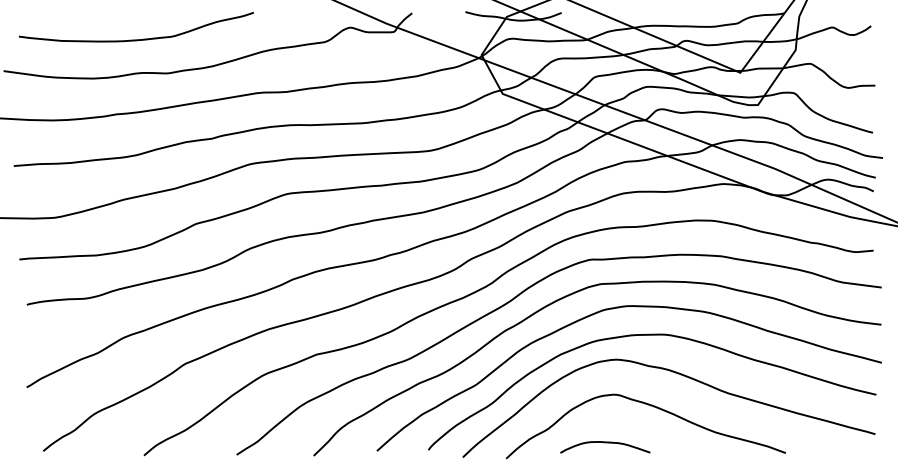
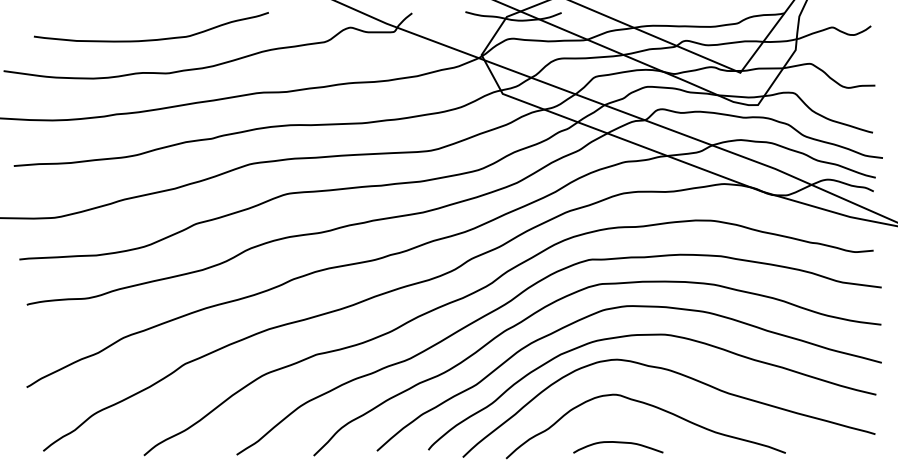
curve position: (136, 39) -> (151, 39) (151, 39)
curve position: (605, 443) -> (618, 443) (618, 443)
